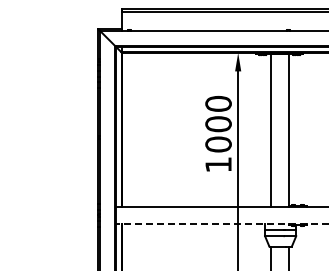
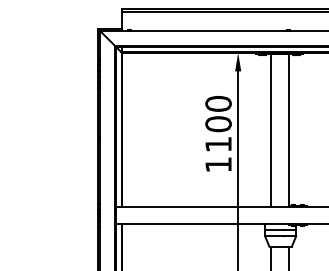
text: 1000 -> 1100 (218, 144)
line: dashed -> solid (222, 224)
